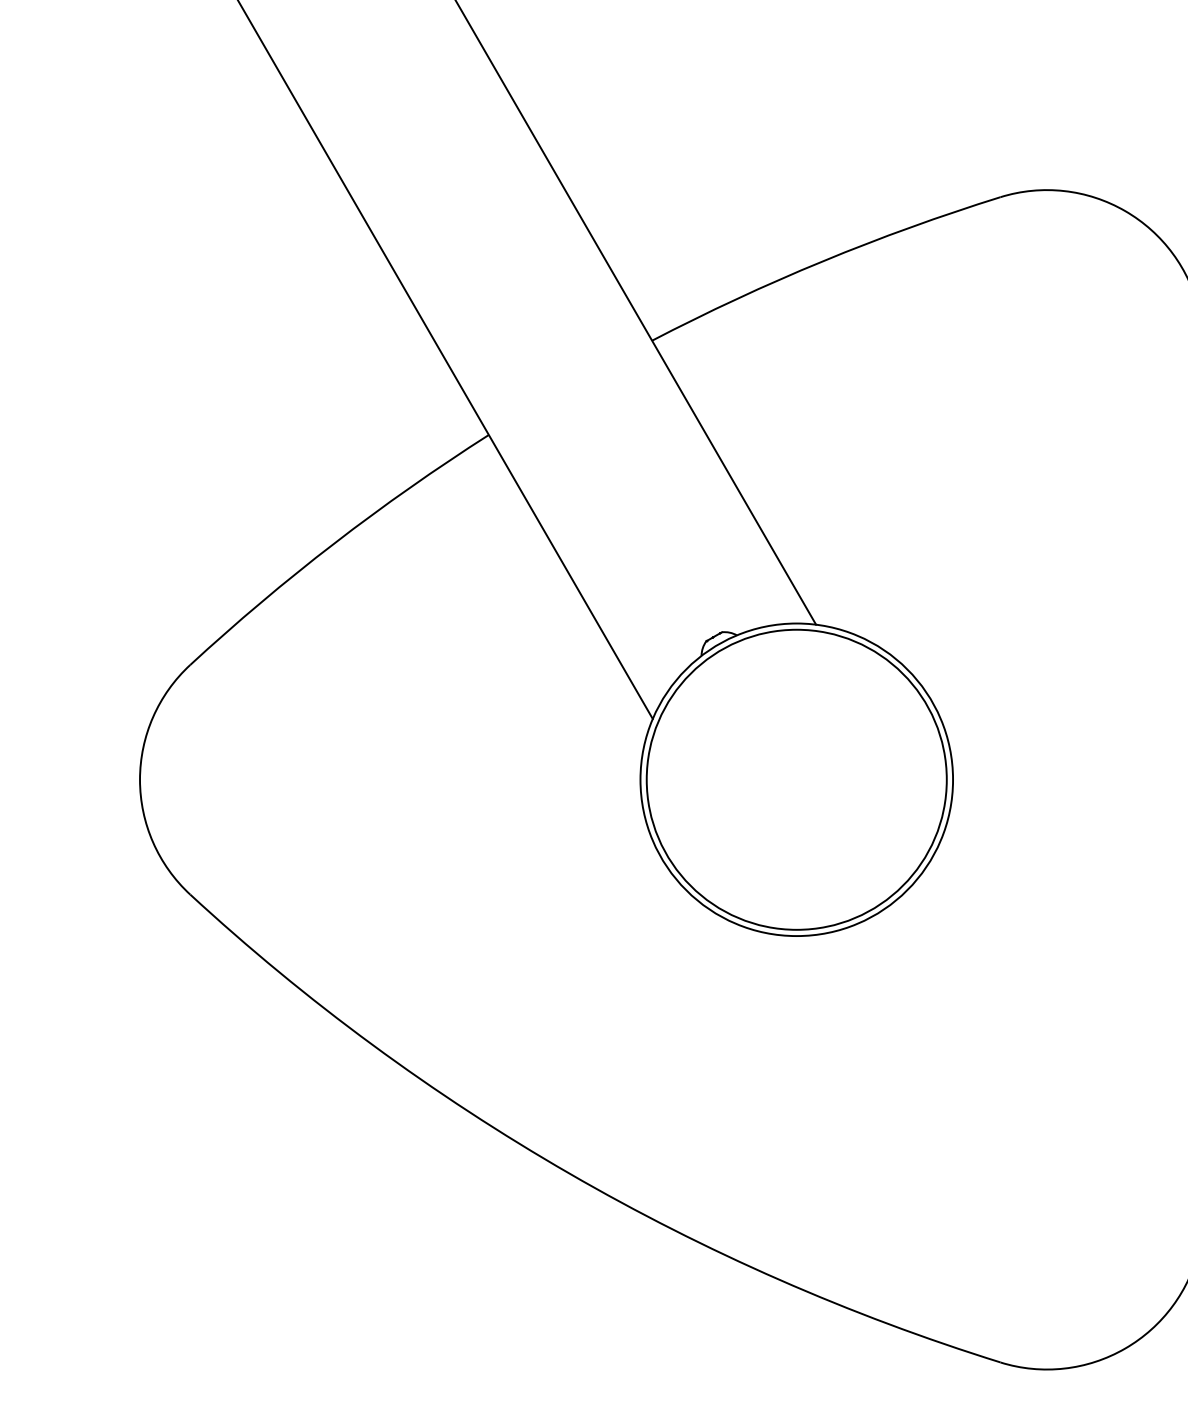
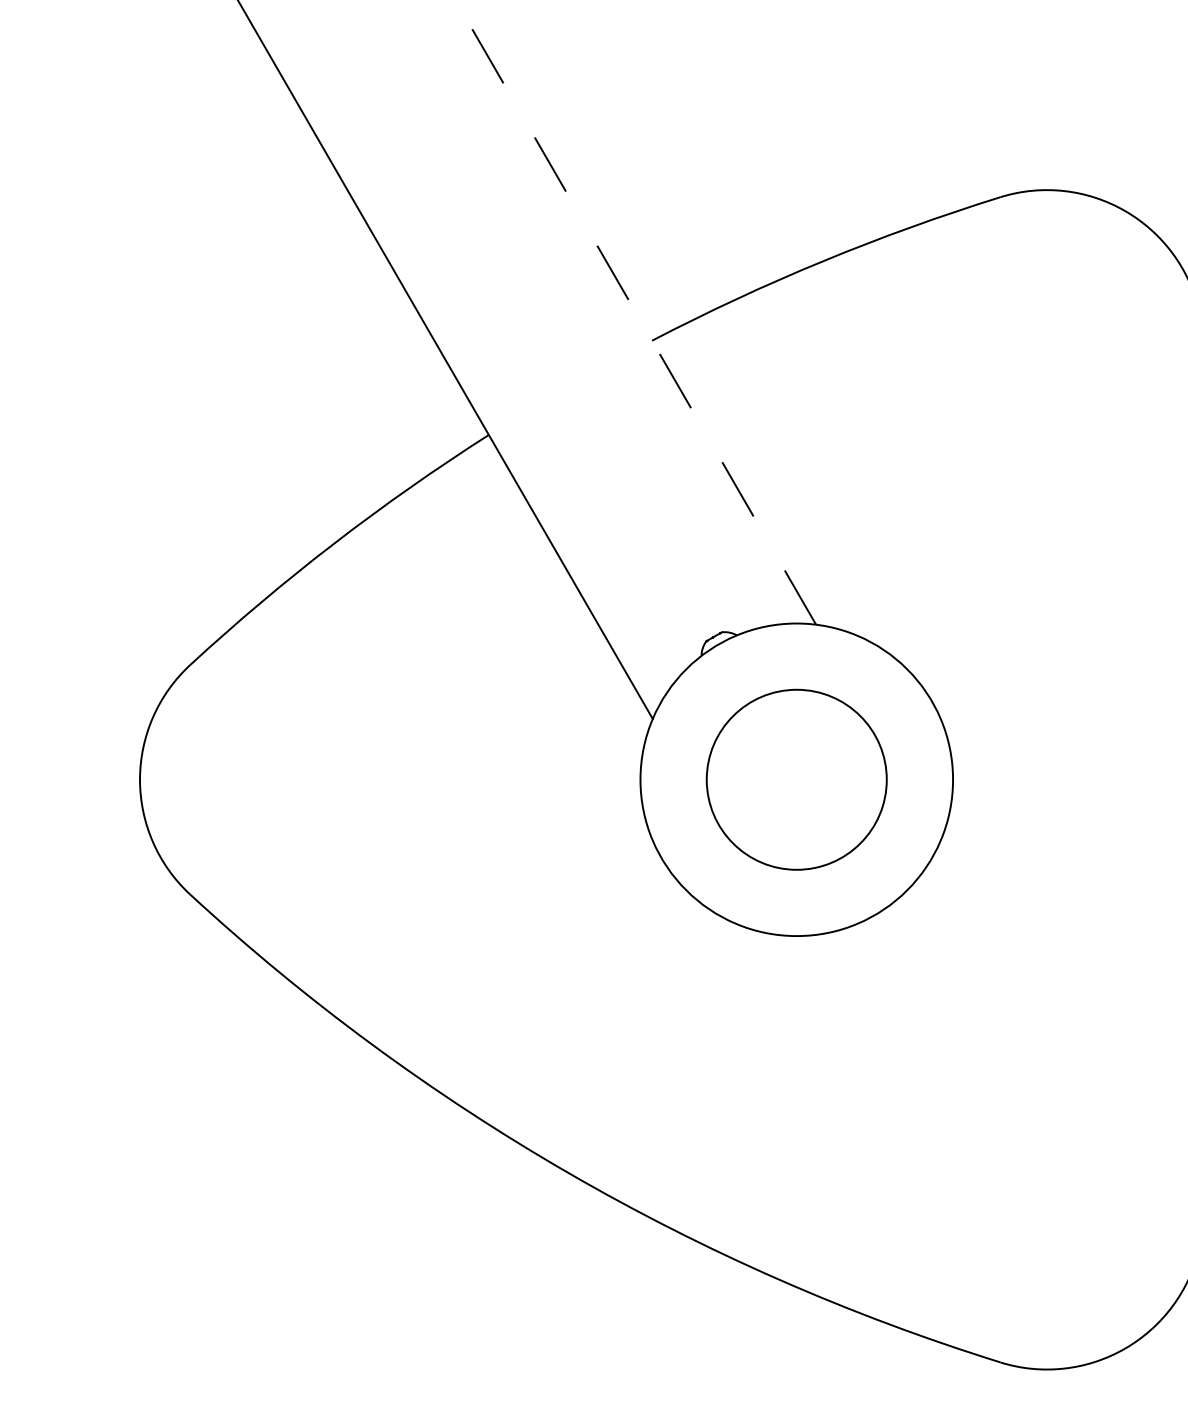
line: solid -> dashed (635, 312)
circle diameter: 300 px -> 180 px (796, 779)
